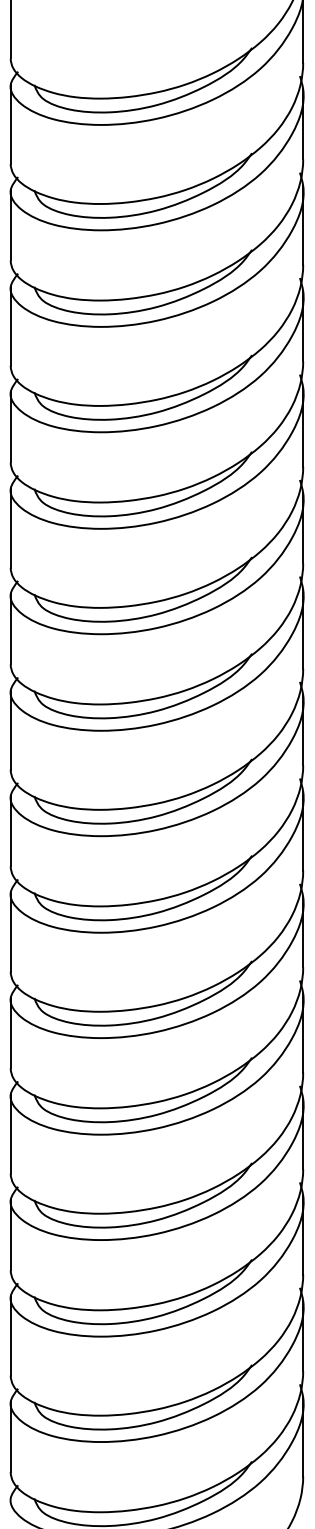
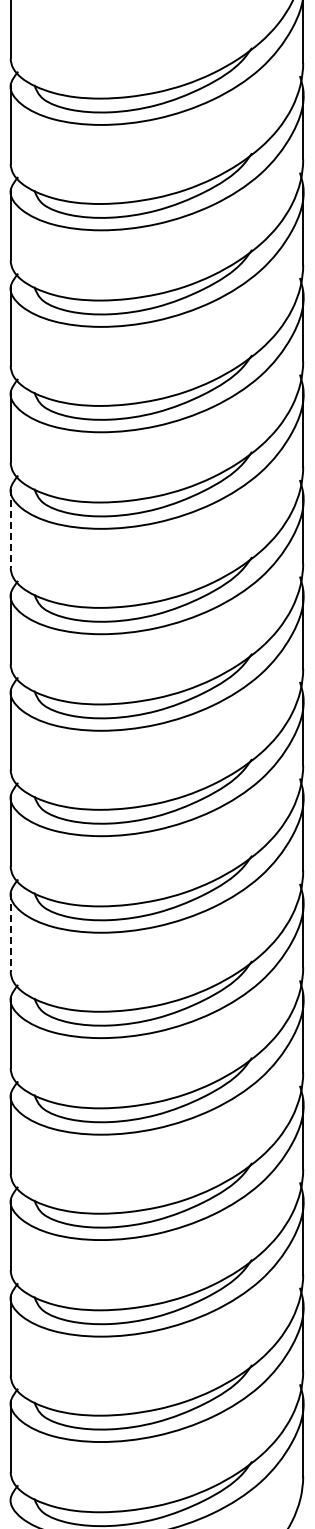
line: solid -> dashed (10, 528)
line: solid -> dashed (10, 932)
